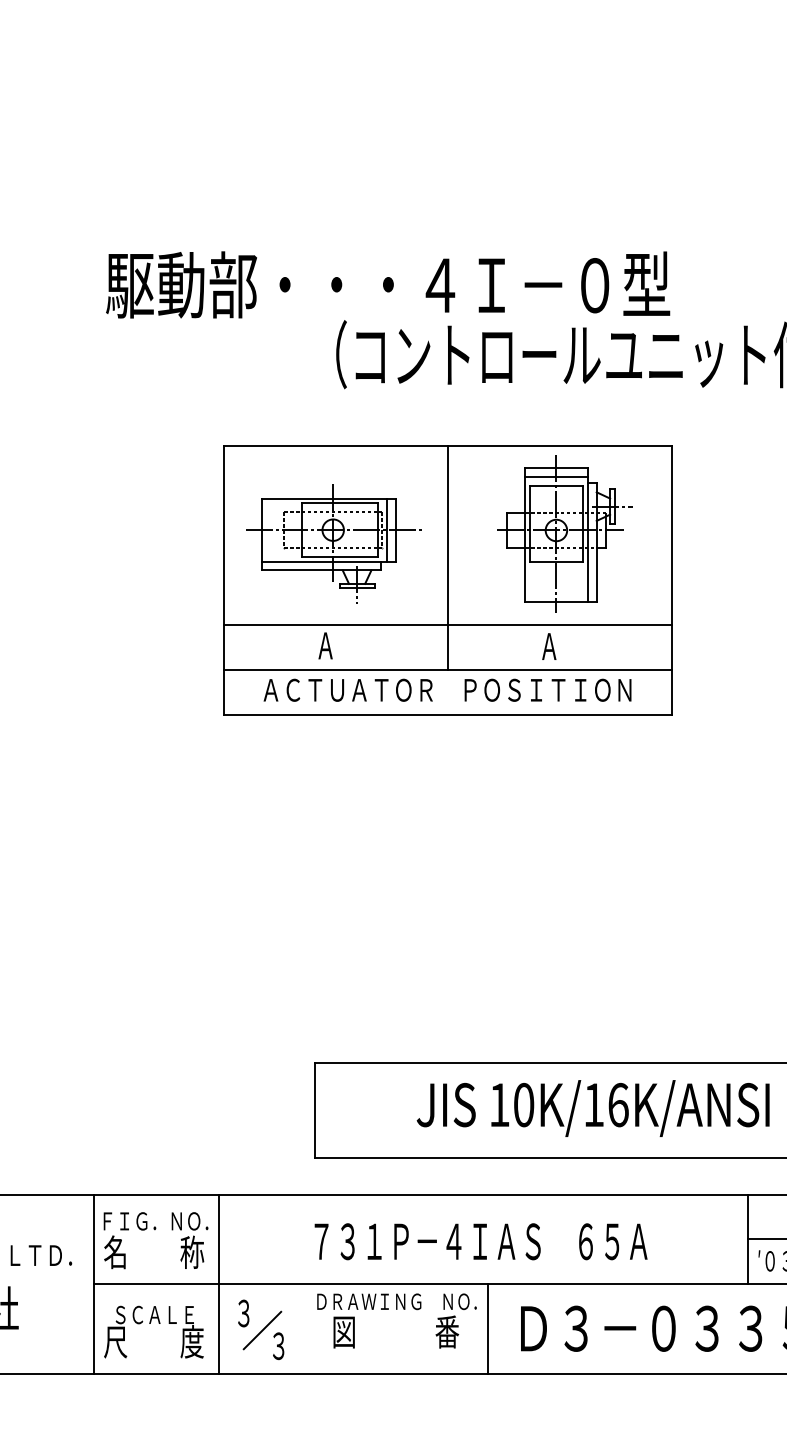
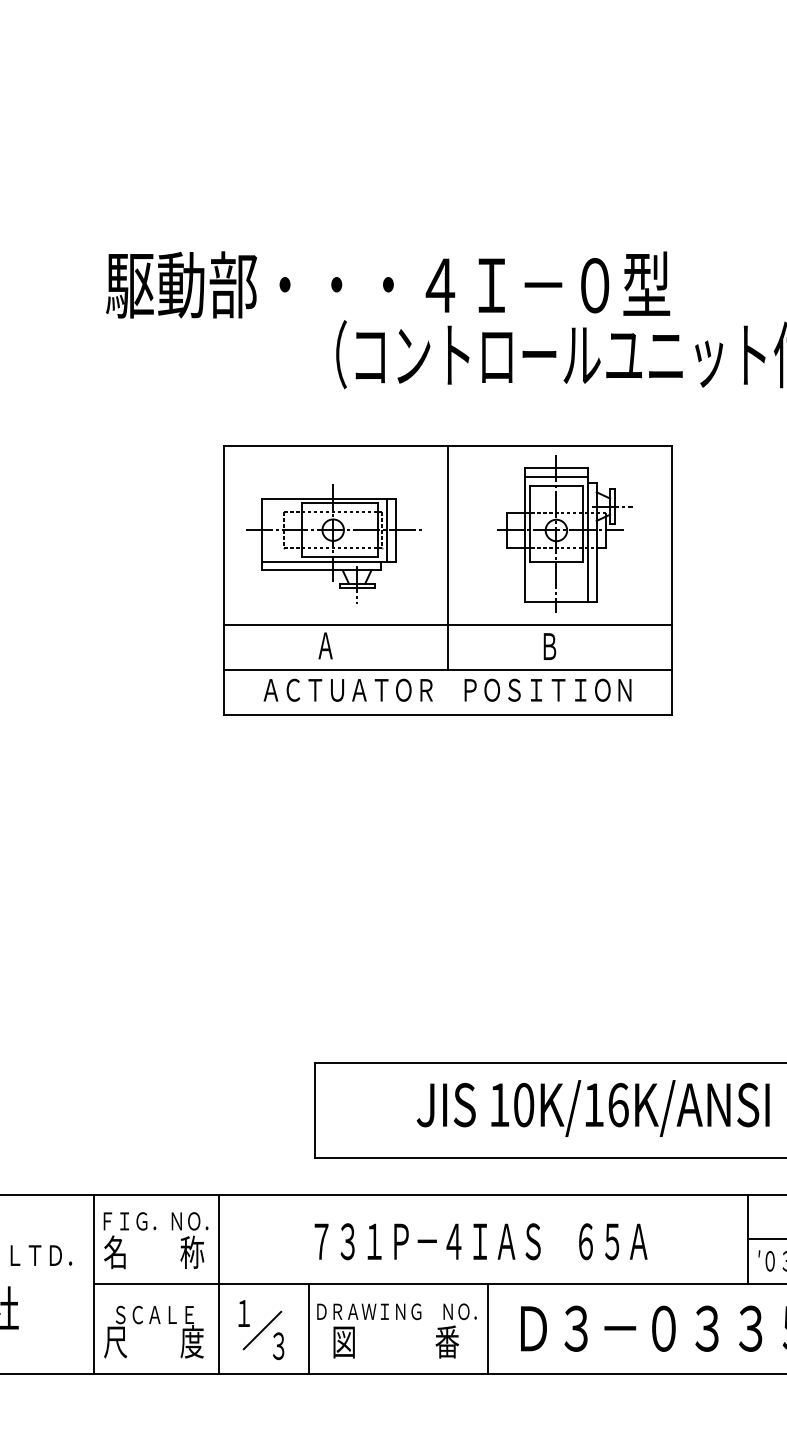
text: Ａ -> Ｂ (549, 646)
text: ３ -> １ (243, 1313)
text position: (396, 1320) -> (396, 1330) (396, 1330)
line: none -> present (308, 1328)
